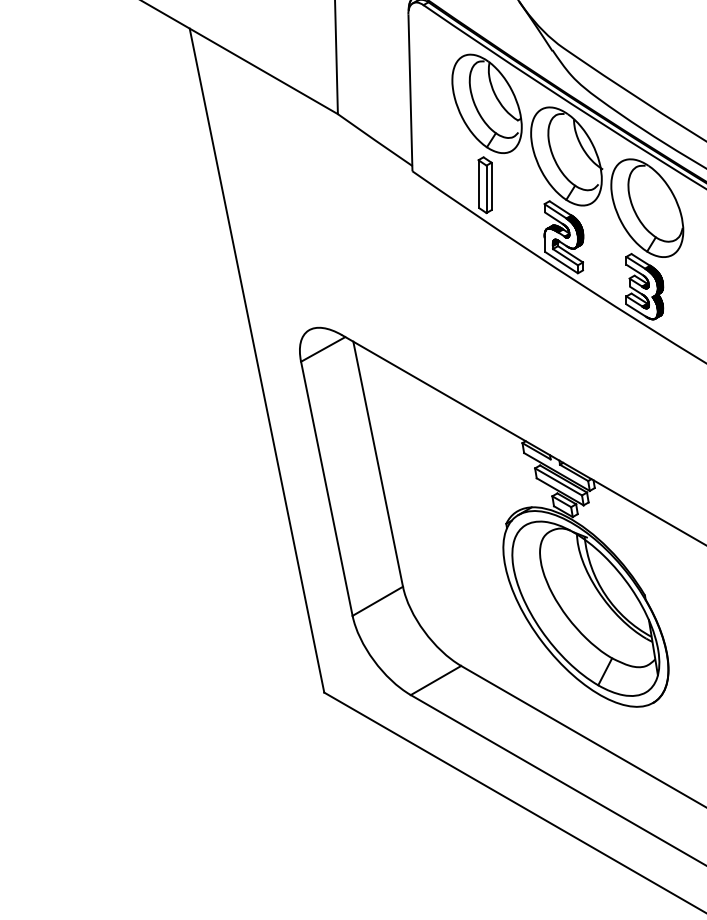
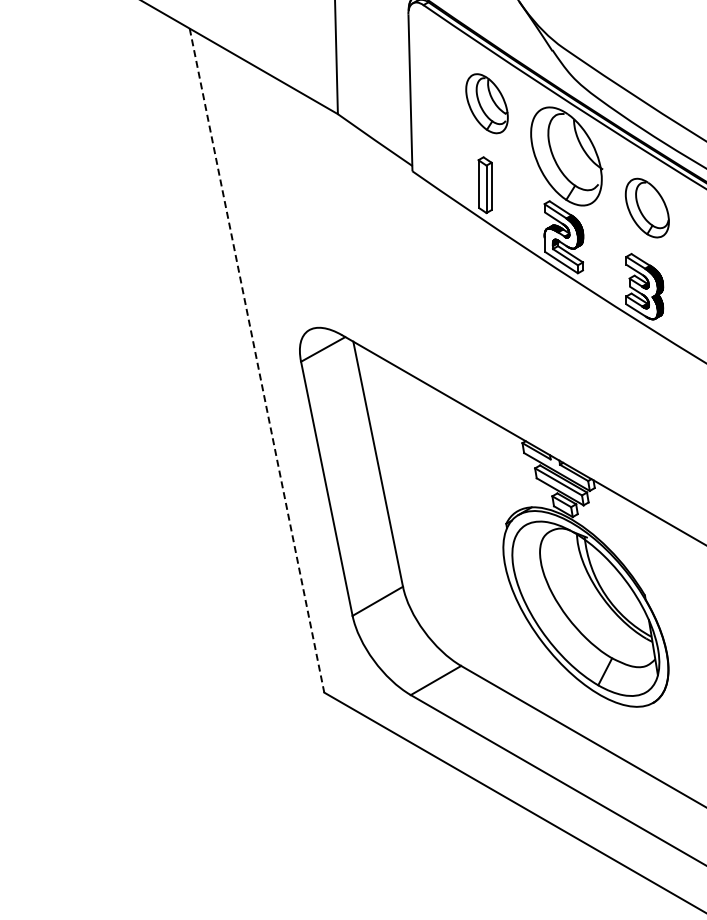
part size: 72x101 px -> 44x62 px (486, 103)
part size: 75x100 px -> 46x62 px (646, 207)
line: solid -> dashed (257, 360)
